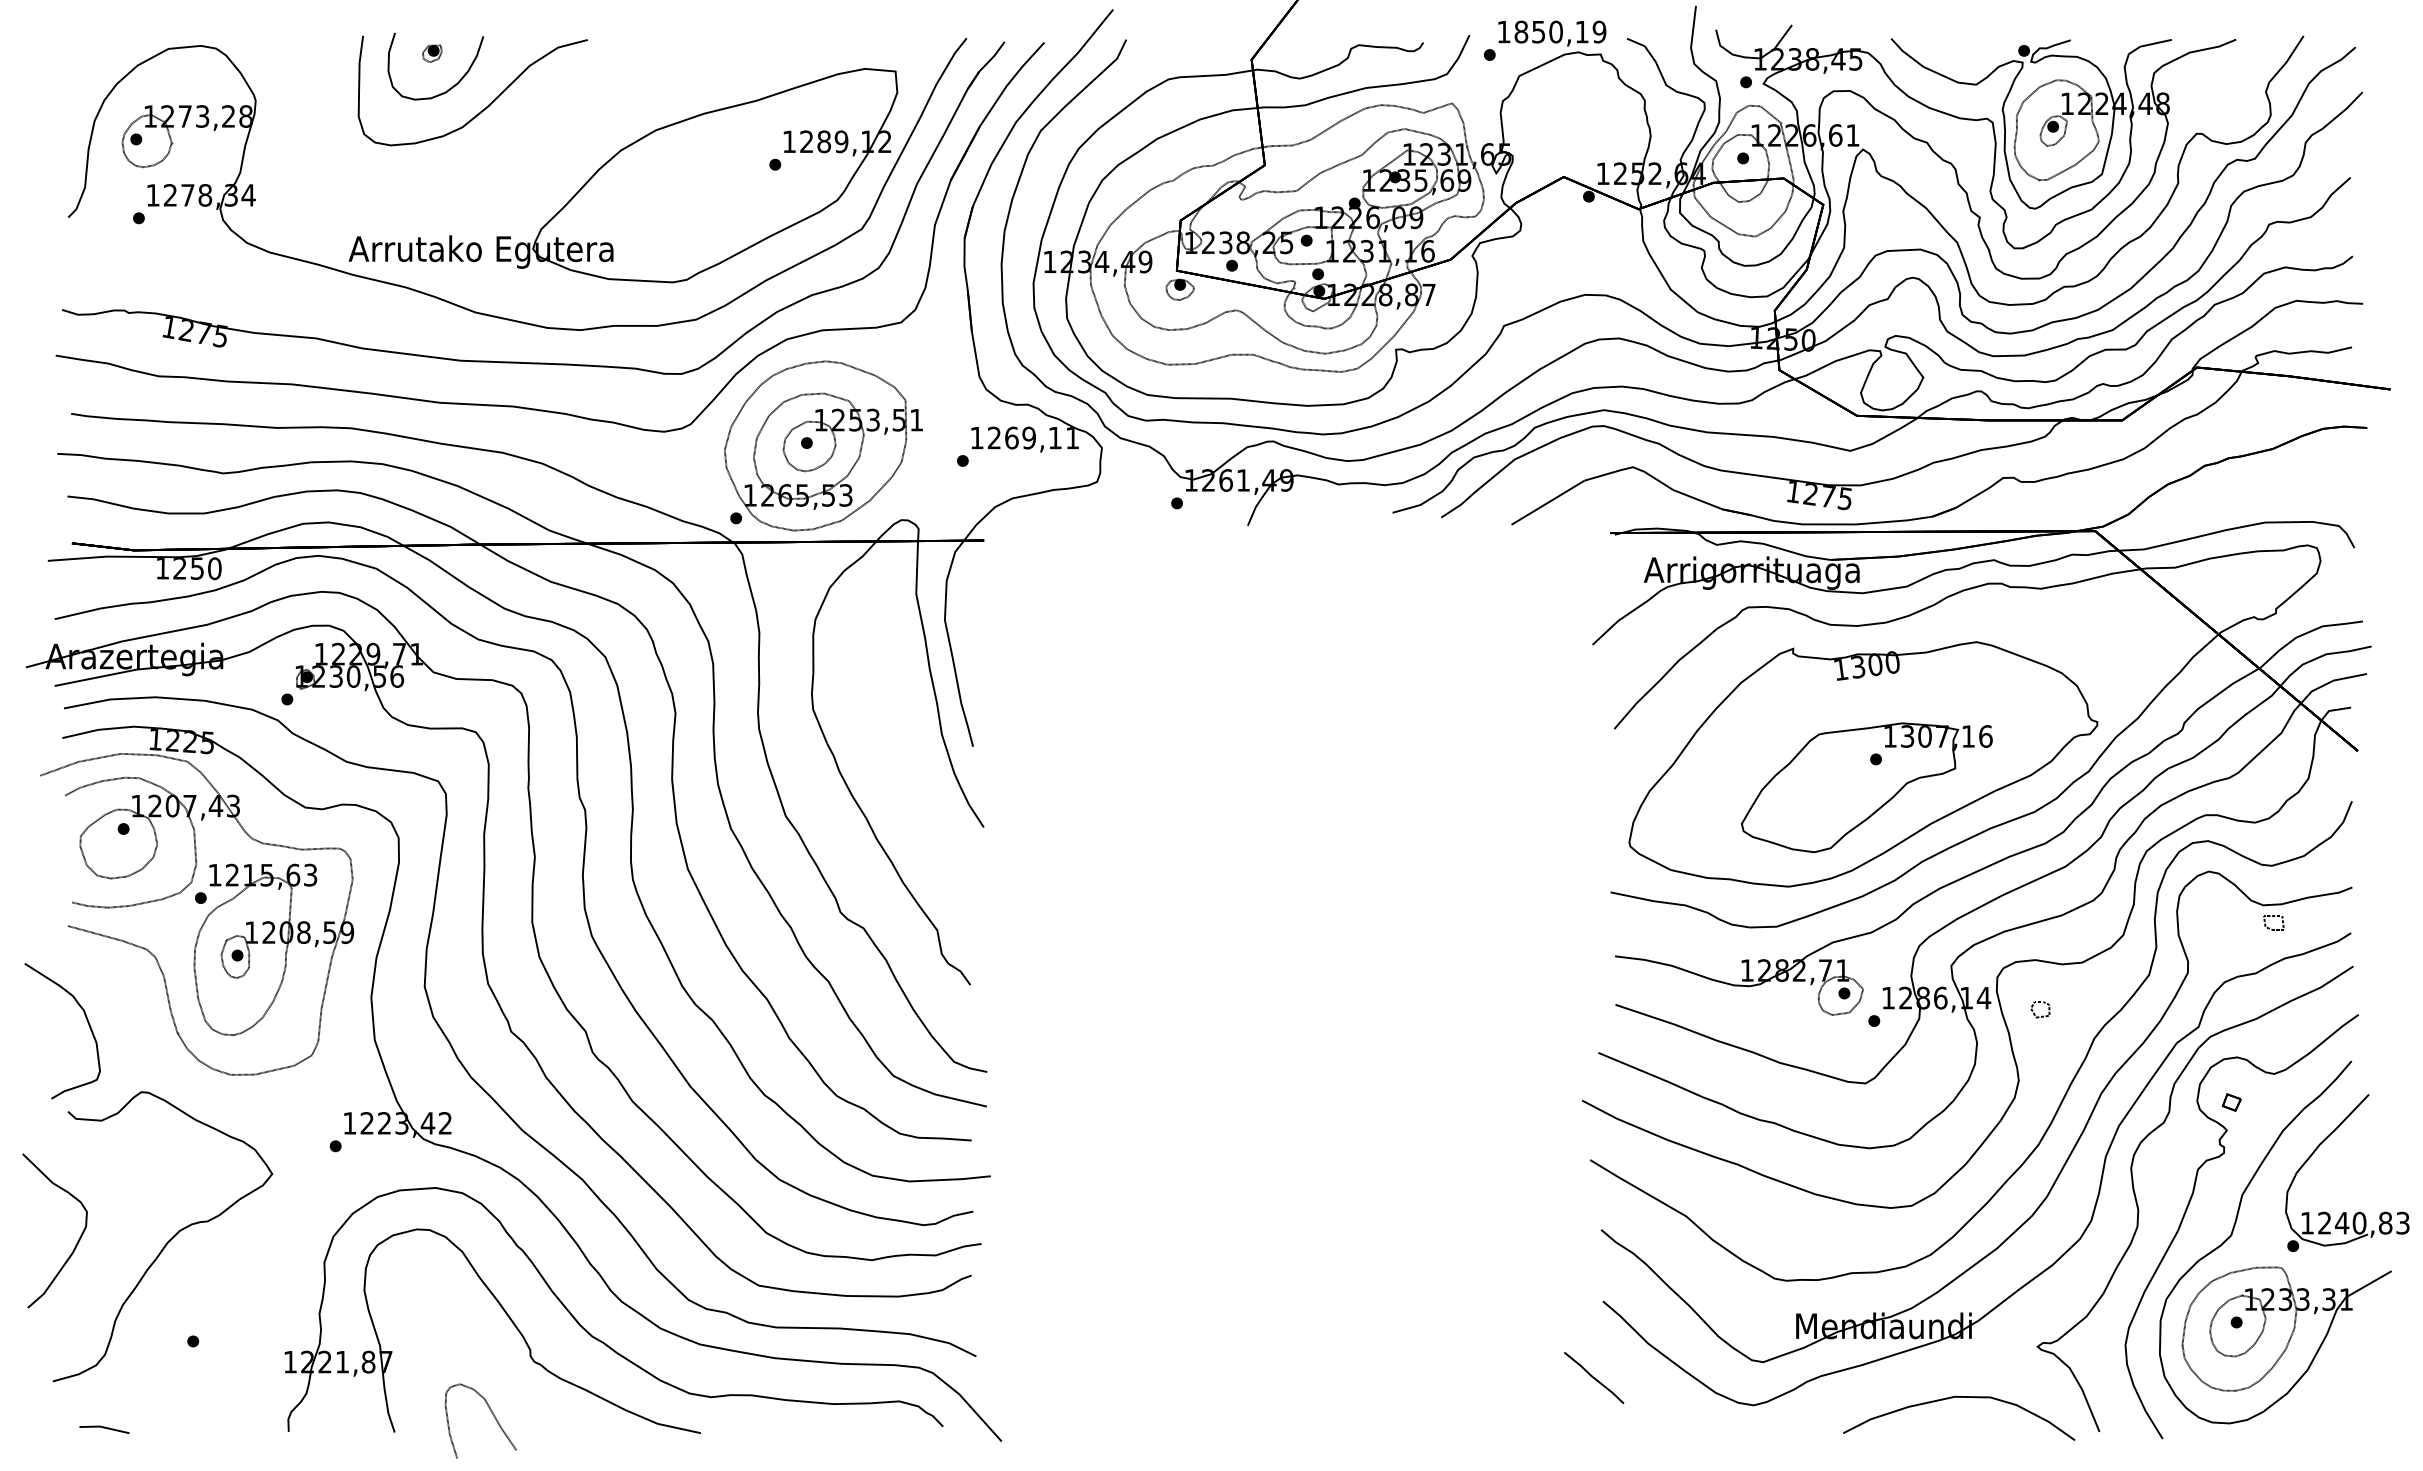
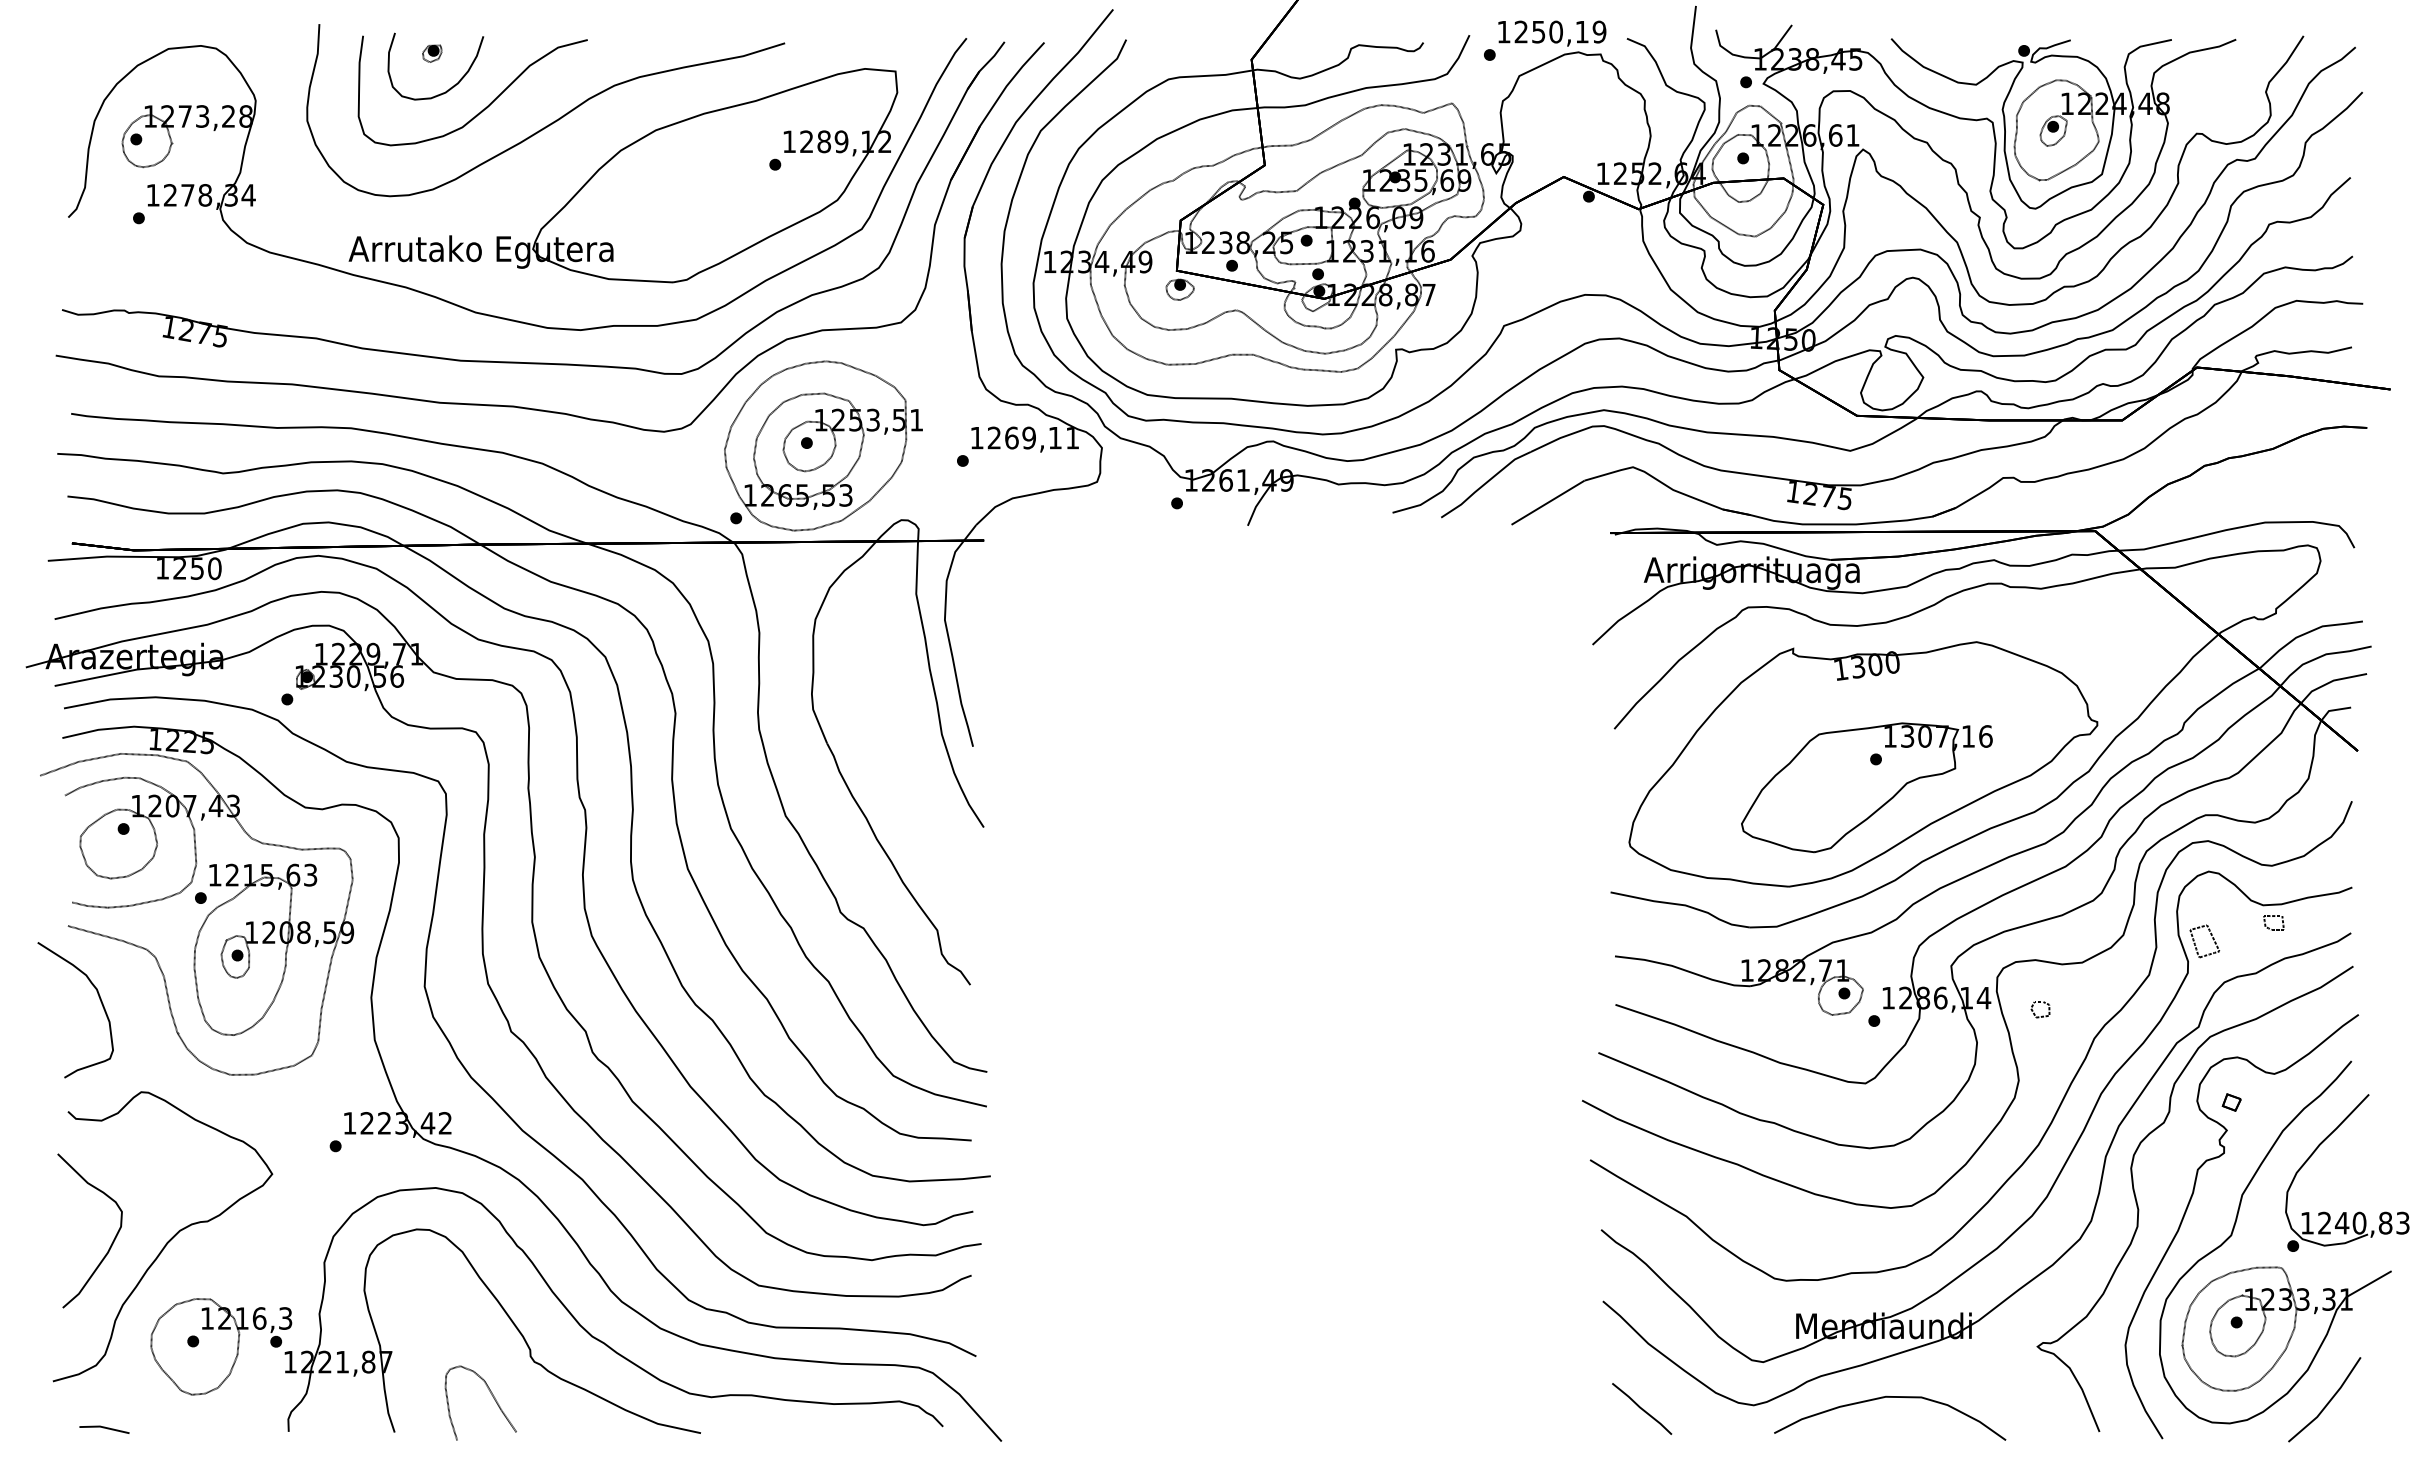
text: 1850,19 -> 1250,19 (1521, 31)
curve: none -> present (551, 122)
part: none -> present (2212, 939)
curve position: (87, 1023) -> (100, 1002) (100, 1002)
curve position: (77, 1241) -> (112, 1241) (112, 1241)
part: none -> present (221, 1346)
line position: (1594, 1377) -> (1642, 1408) (1642, 1408)
curve position: (1959, 1397) -> (1890, 1397) (1890, 1397)
line: none -> present (2327, 1402)
curve position: (491, 1413) -> (491, 1395) (491, 1395)
